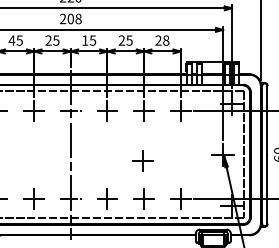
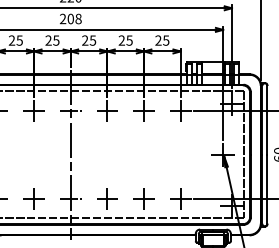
text: 45 -> 25 (11, 40)
text: 15 -> 25 (85, 40)
text: 28 -> 25 (166, 40)
part: present -> none (142, 160)
